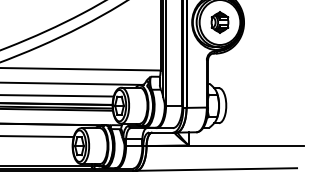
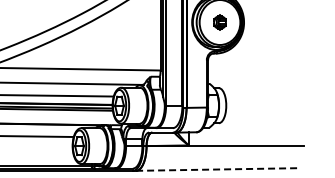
part size: 20x23 px -> 14x17 px (219, 22)
line: solid -> dashed (216, 169)
